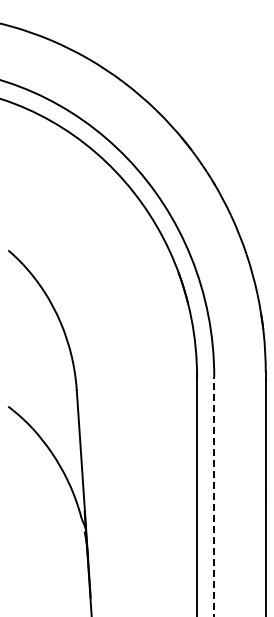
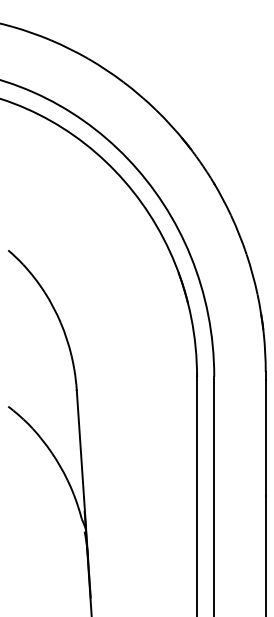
line: dashed -> solid (214, 496)
